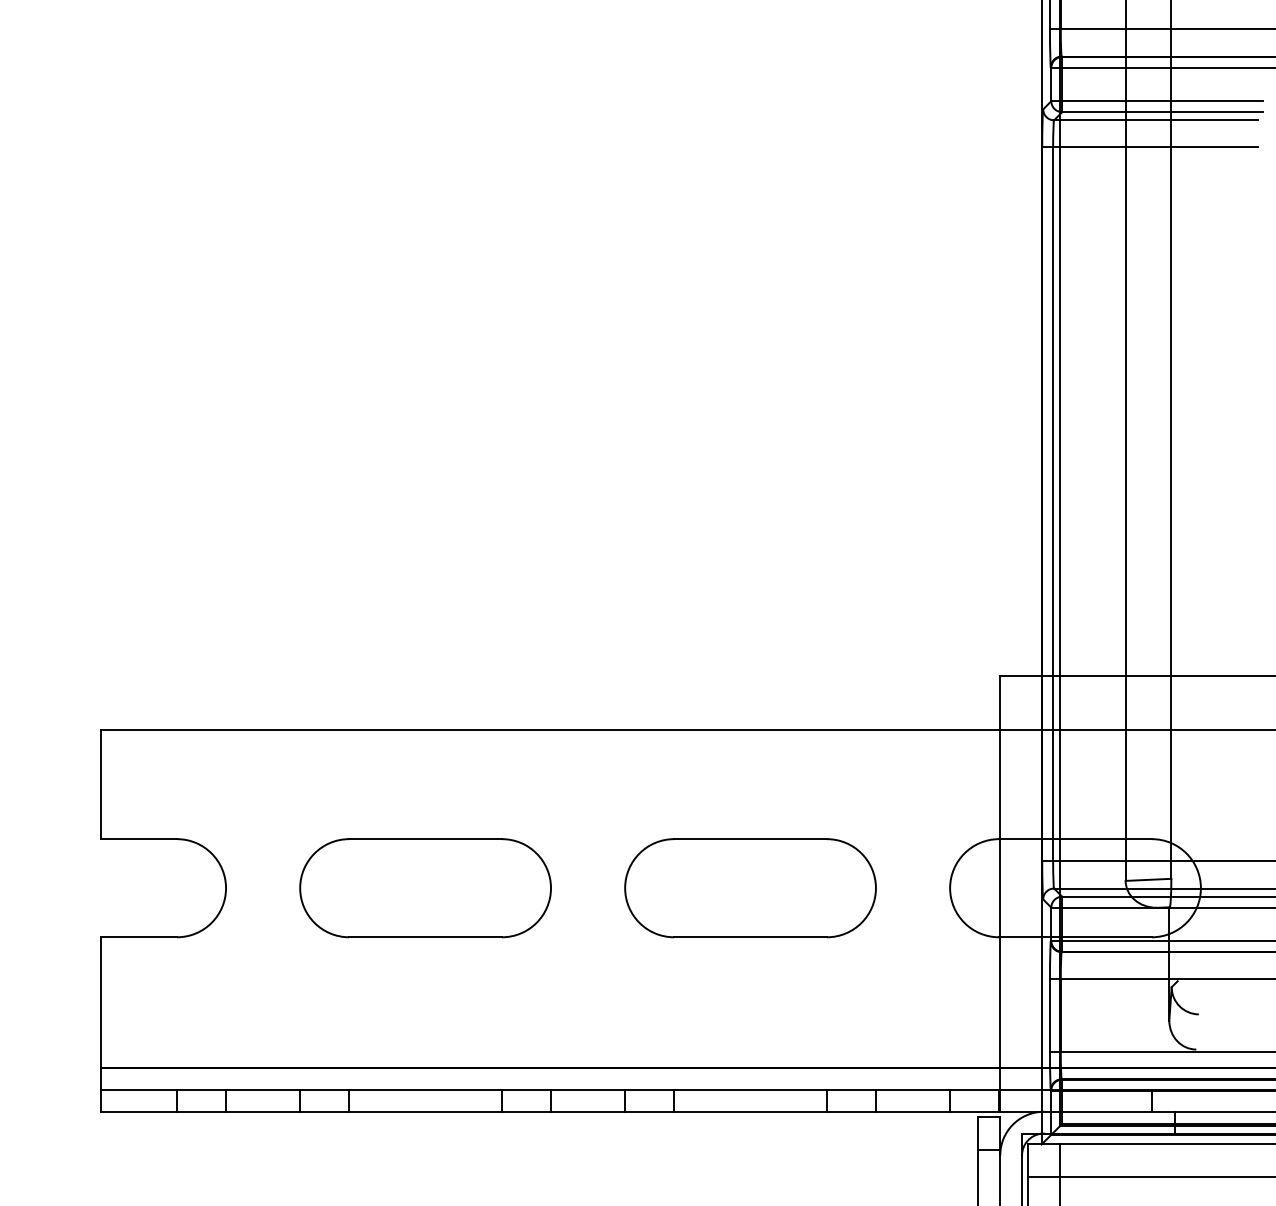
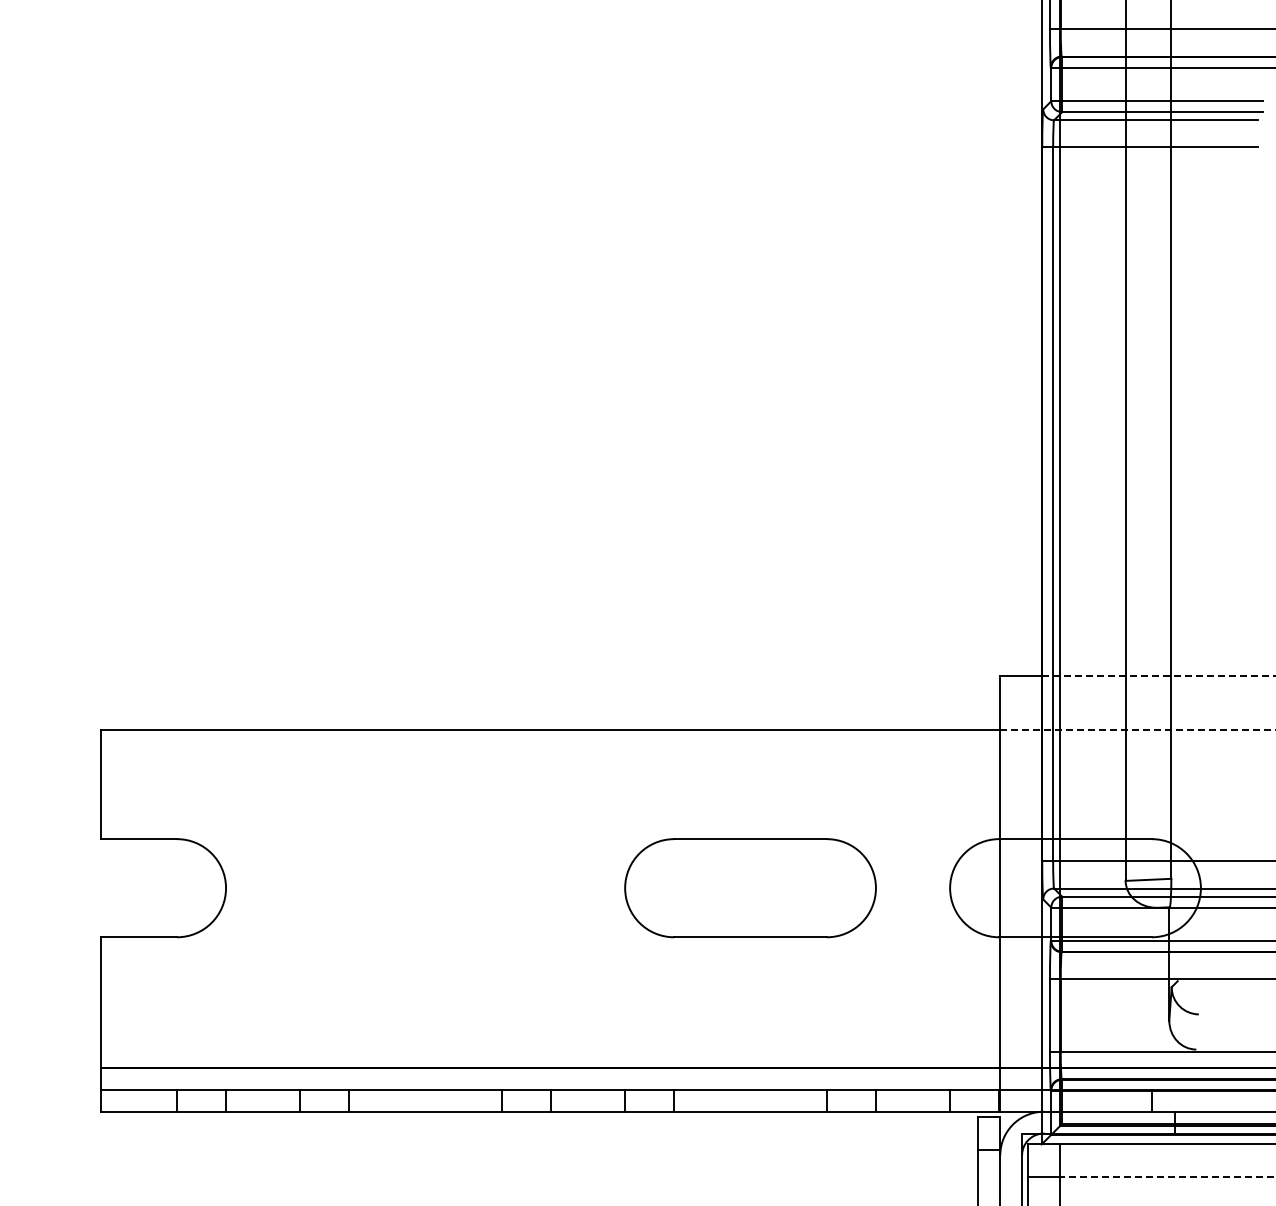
line: solid -> dashed (1158, 675)
line: solid -> dashed (1138, 730)
part: present -> none (425, 888)
line: solid -> dashed (1167, 1177)
